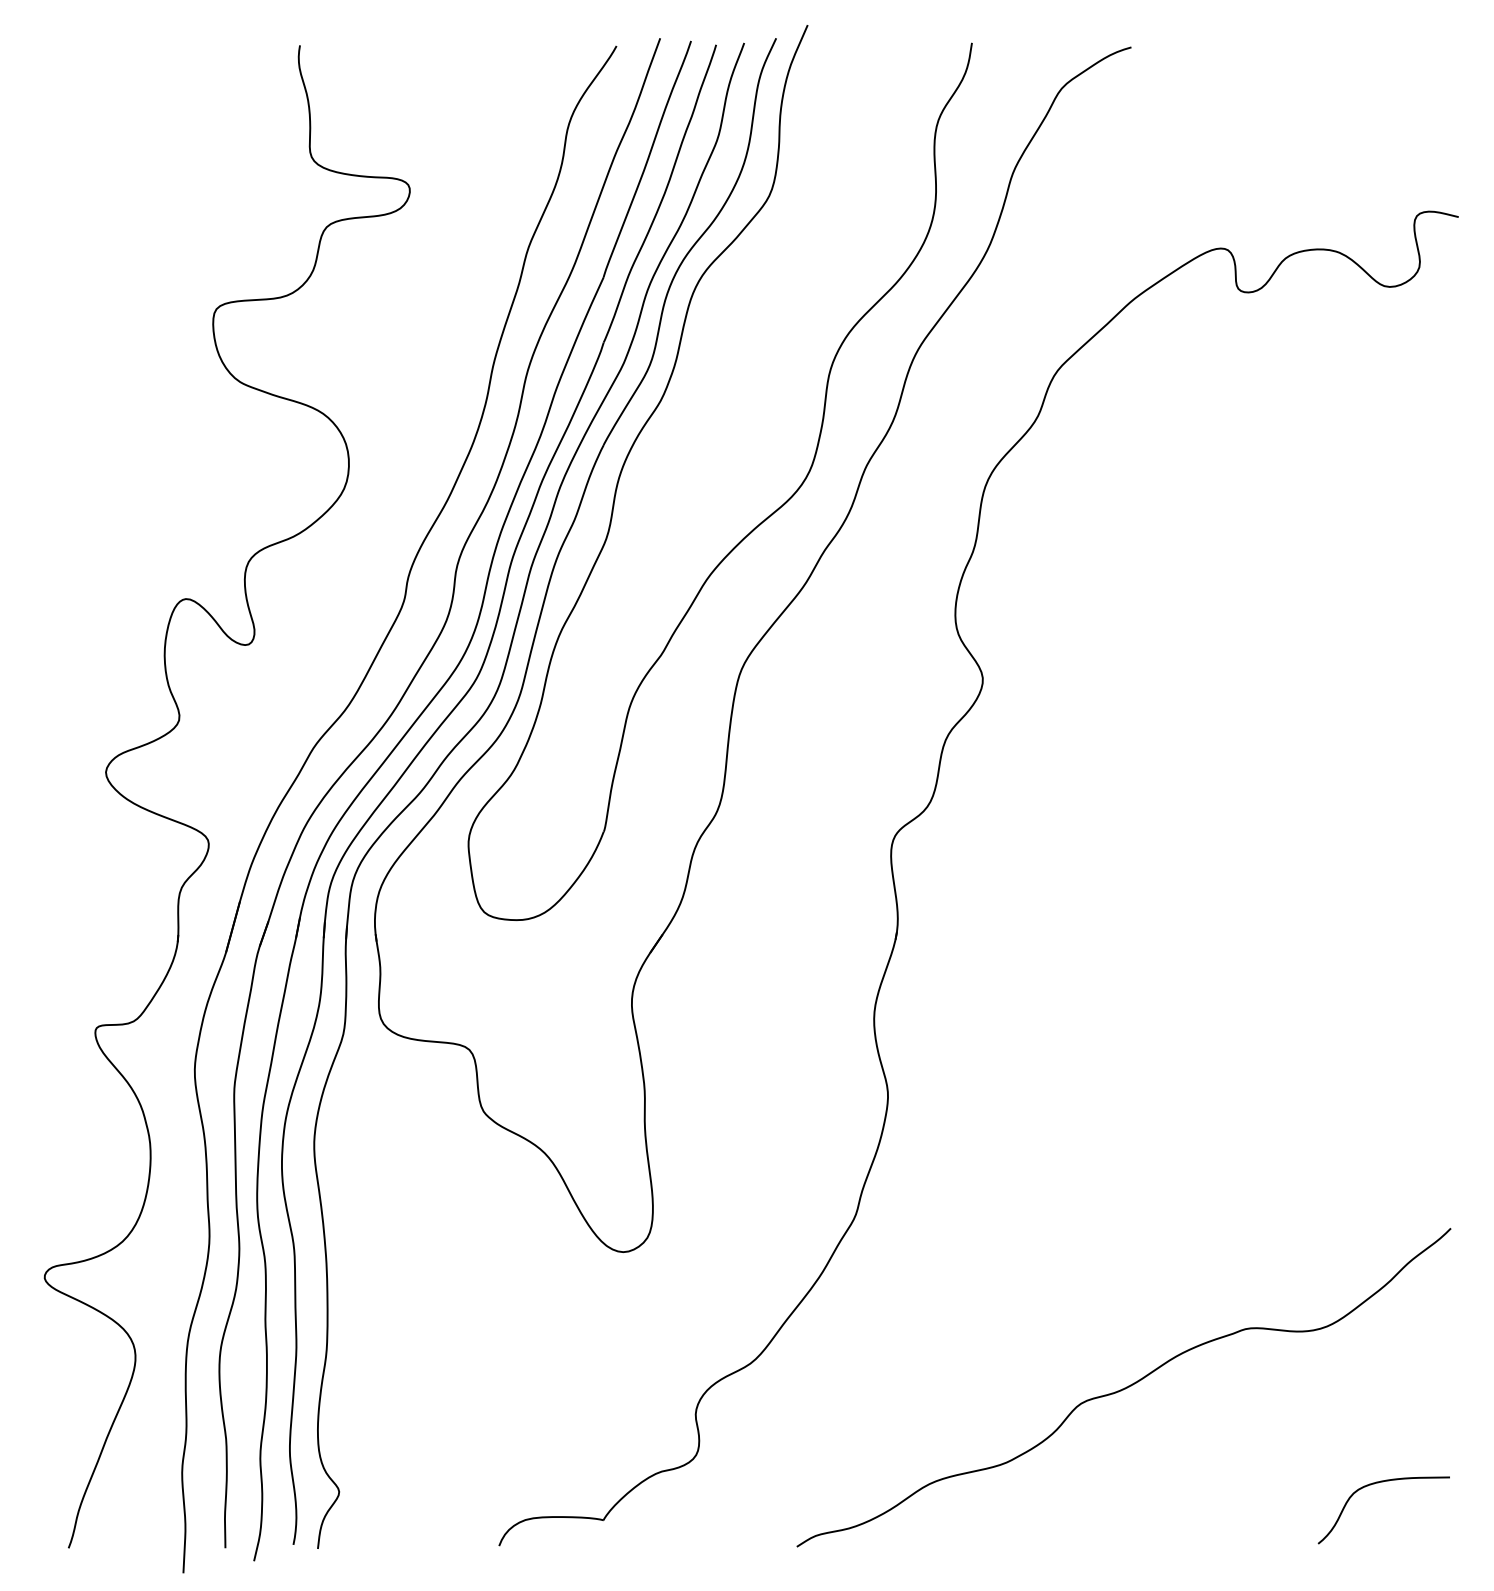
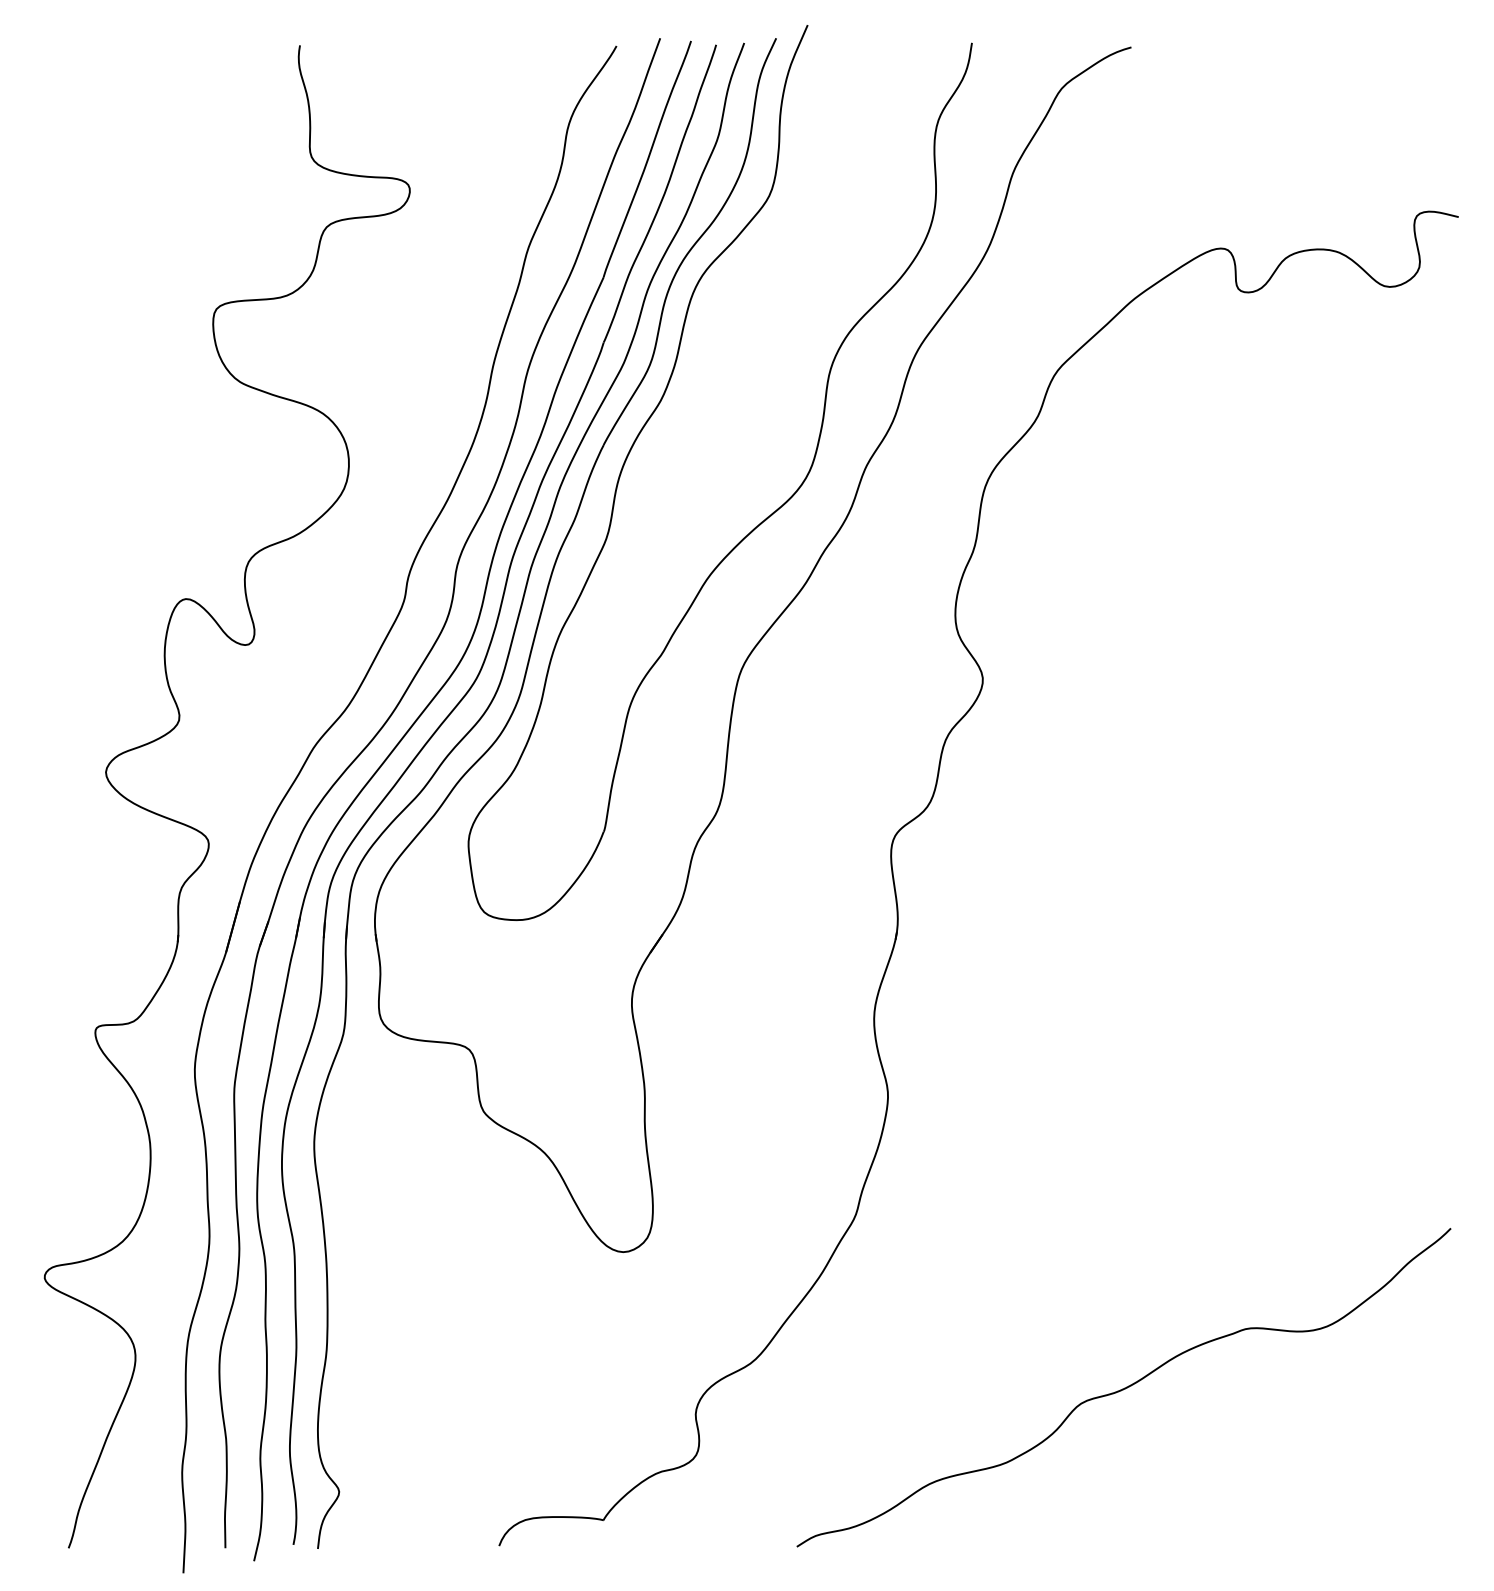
curve: present -> none (1378, 1483)
